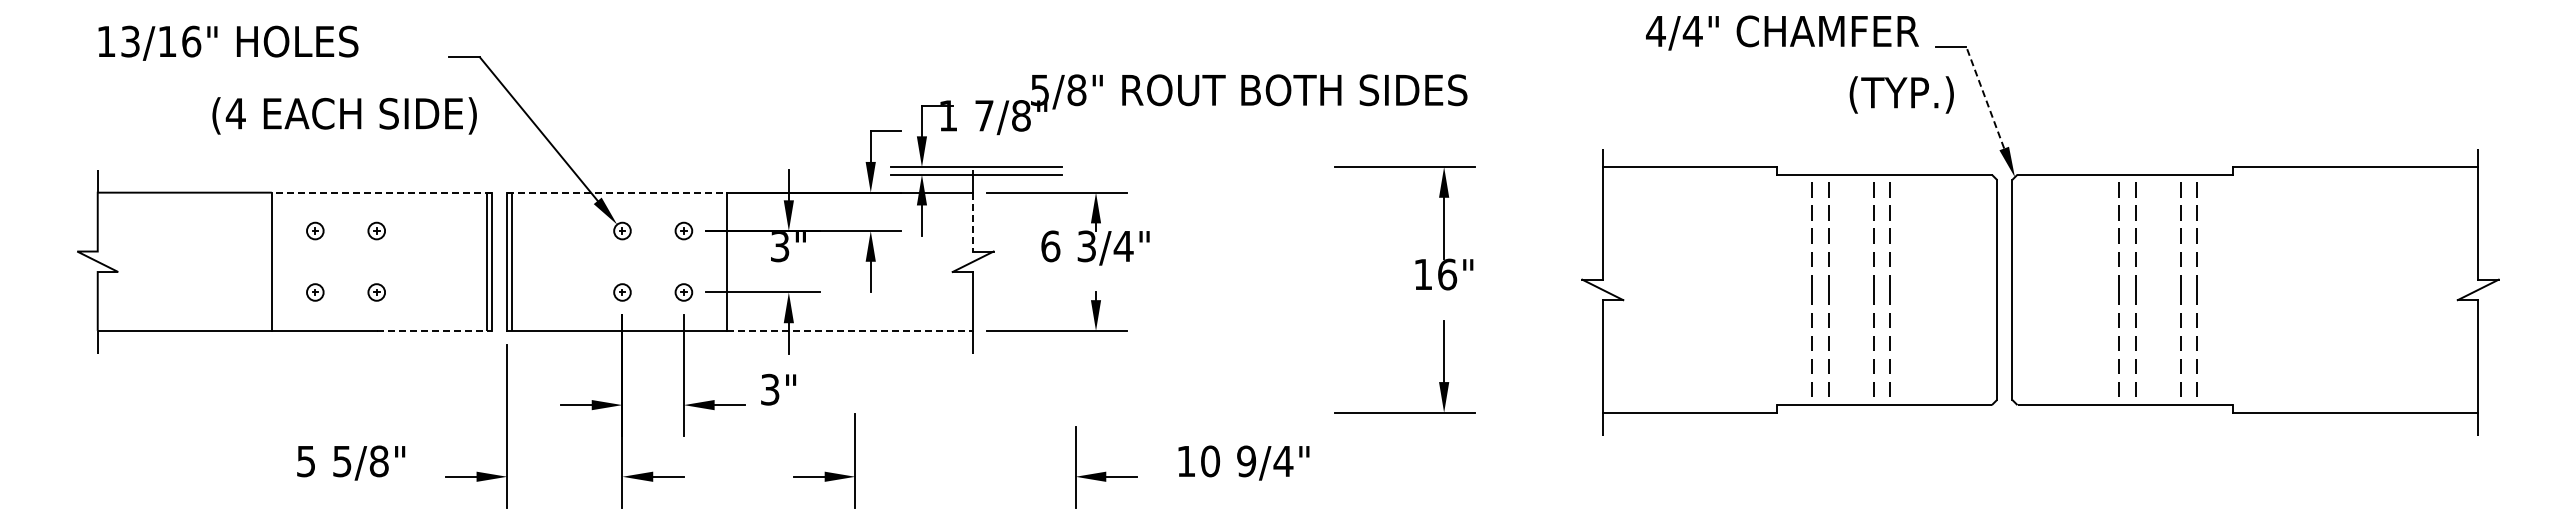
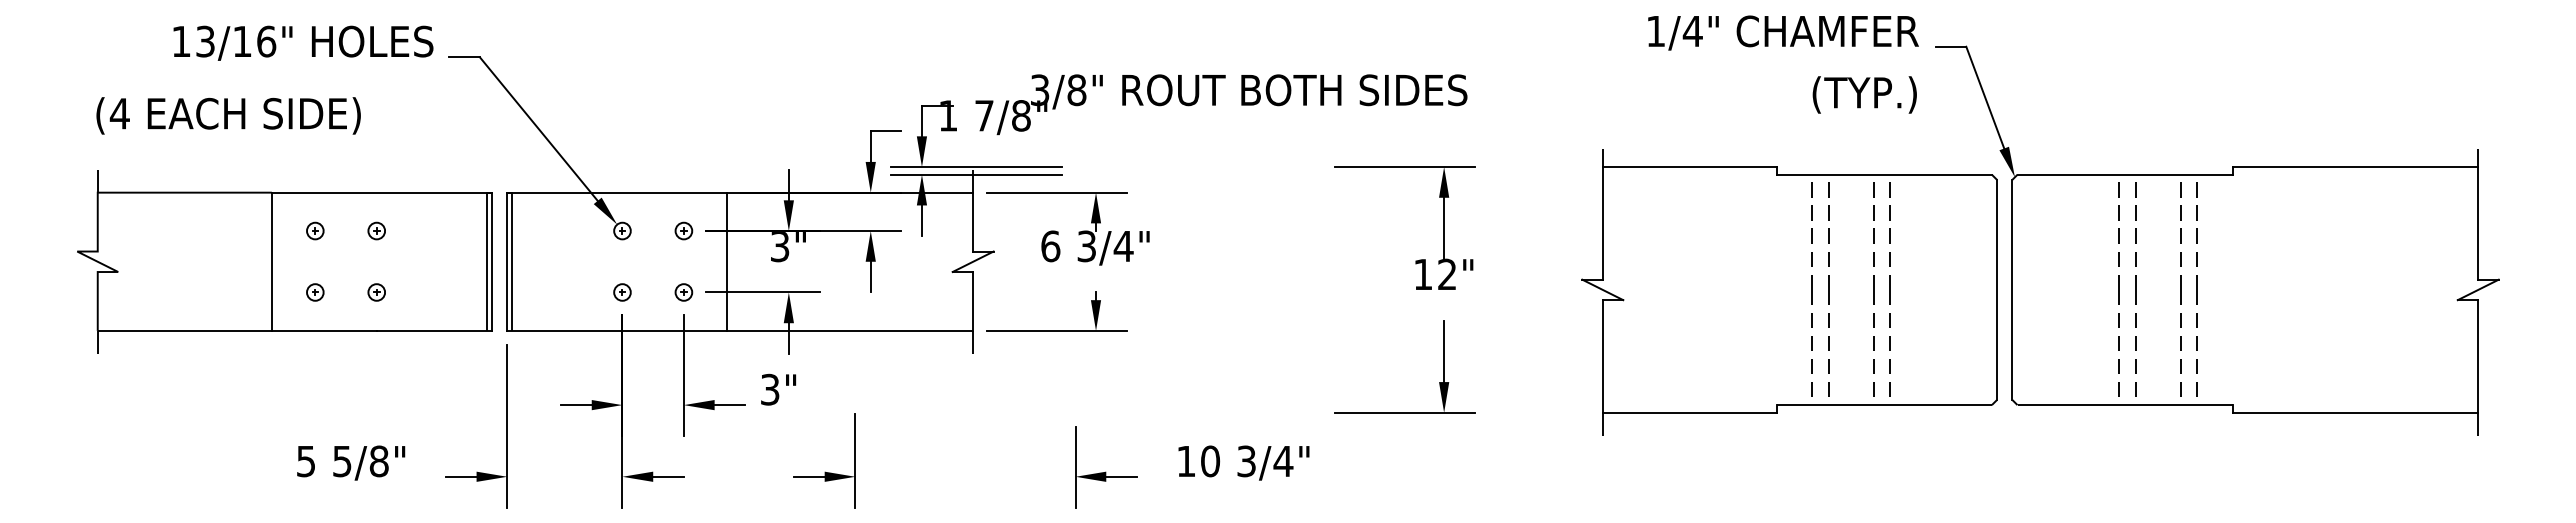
text: 4/4" -> 1/4" (1655, 31)
text position: (228, 42) -> (303, 42) (303, 42)
text: 5/8" -> 3/8" (1040, 89)
text position: (1901, 94) -> (1864, 94) (1864, 94)
line: dashed -> solid (1985, 97)
text position: (344, 115) -> (228, 115) (228, 115)
line: dashed -> solid (381, 192)
line: dashed -> solid (617, 192)
line: dashed -> solid (973, 222)
text: 16" -> 12" (1447, 274)
line: dashed -> solid (434, 330)
line: dashed -> solid (850, 330)
text: 9/4" -> 3/4" (1246, 461)
